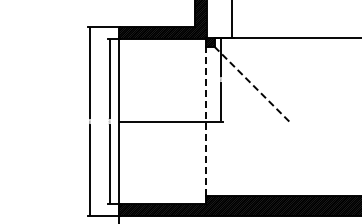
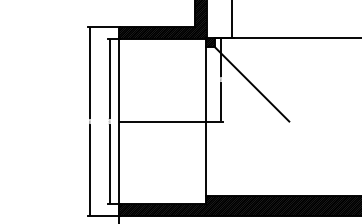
line: dashed -> solid (252, 84)
line: dashed -> solid (205, 121)
